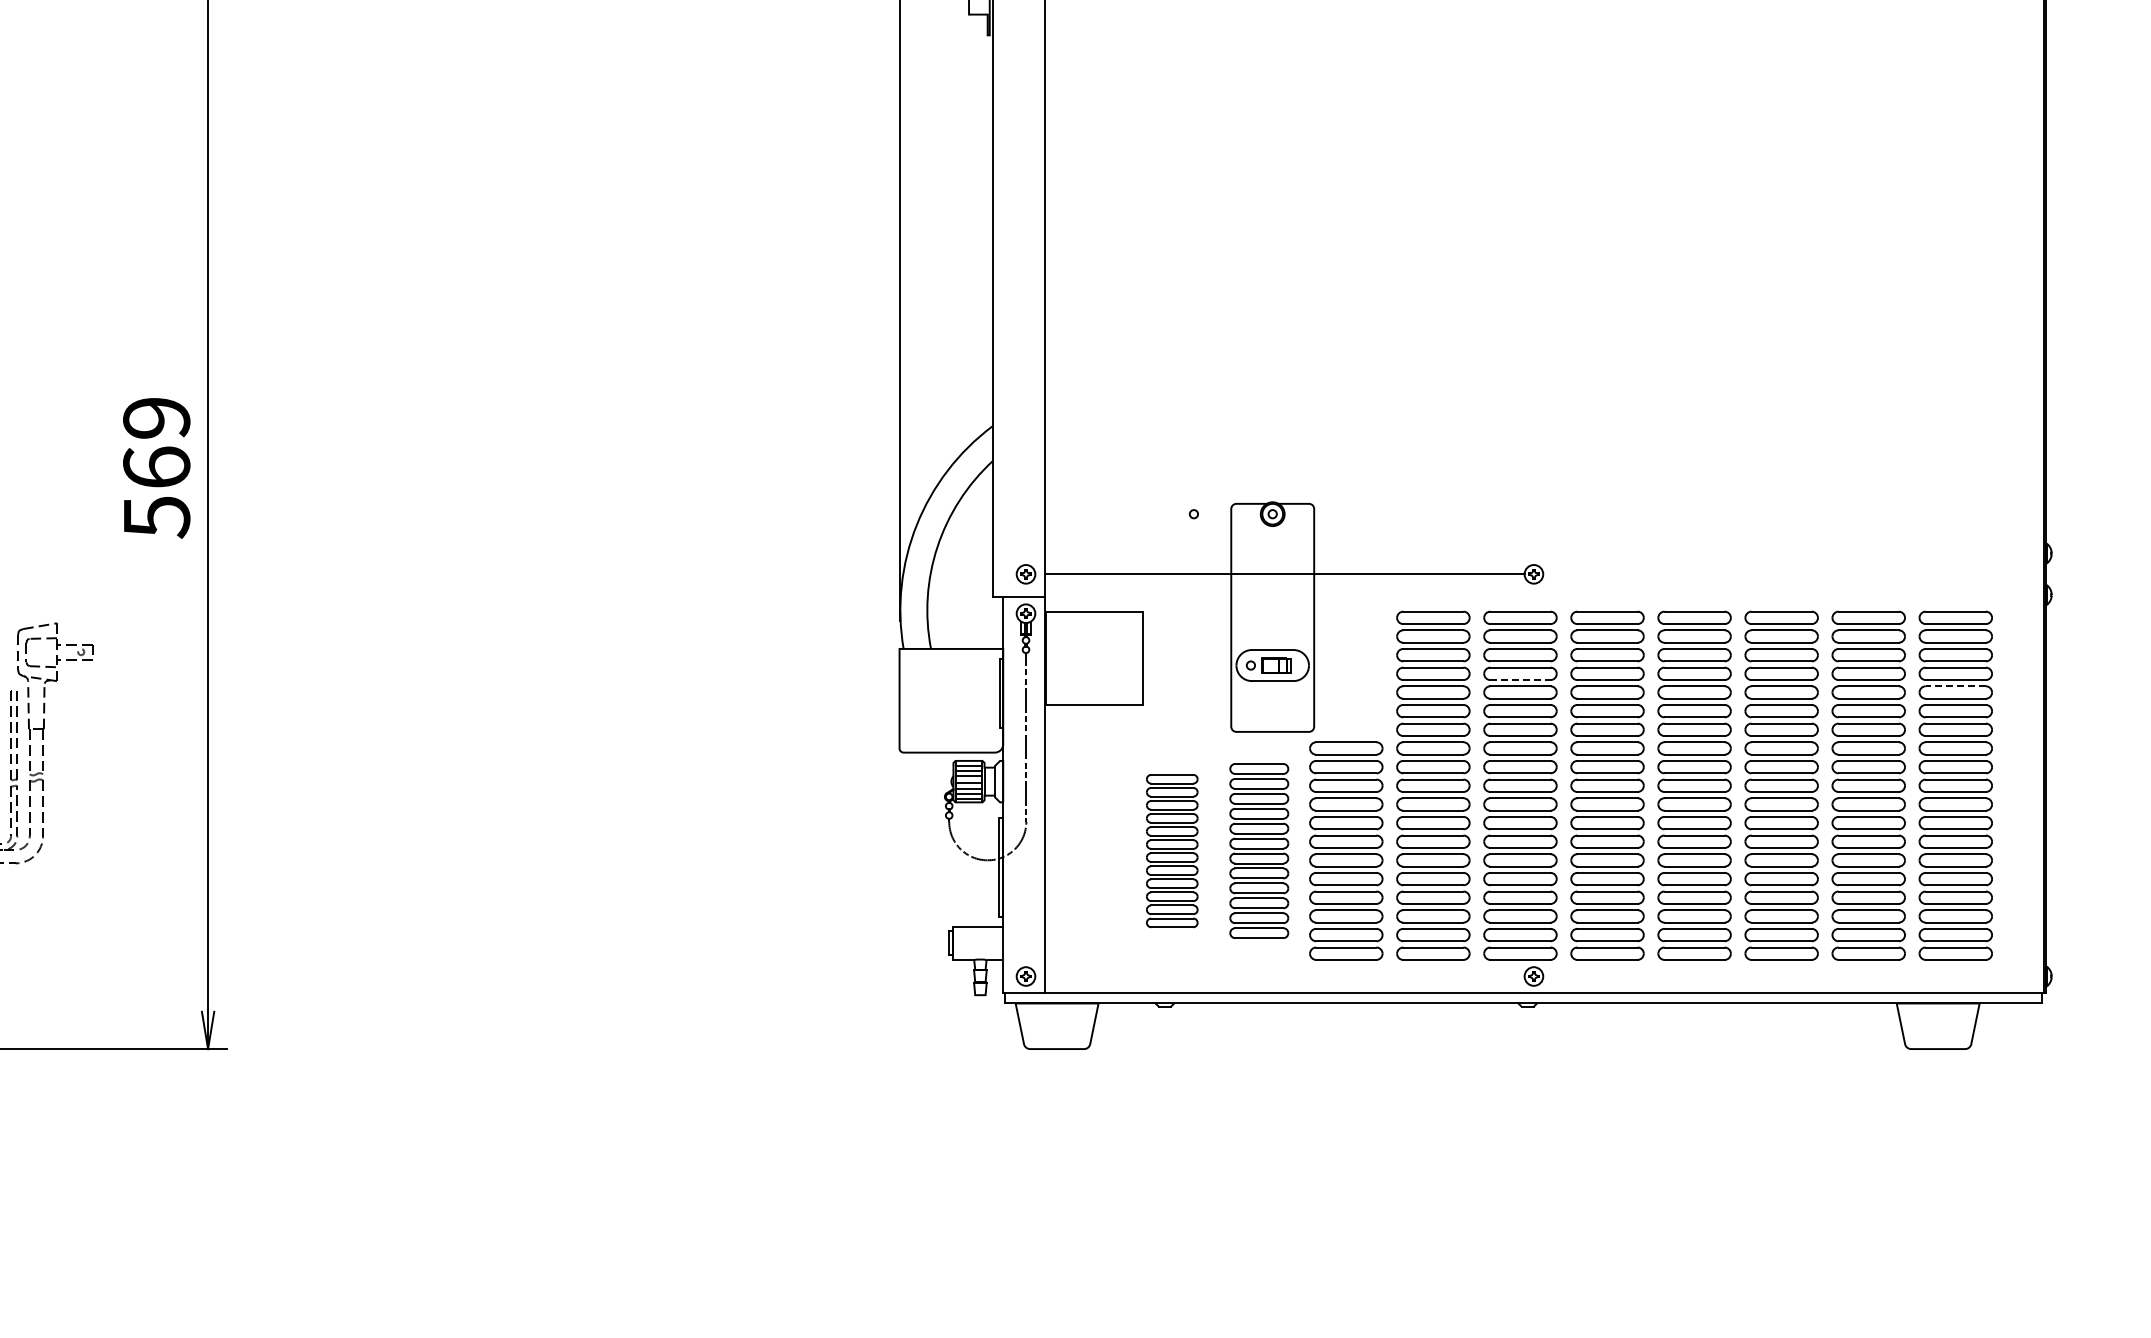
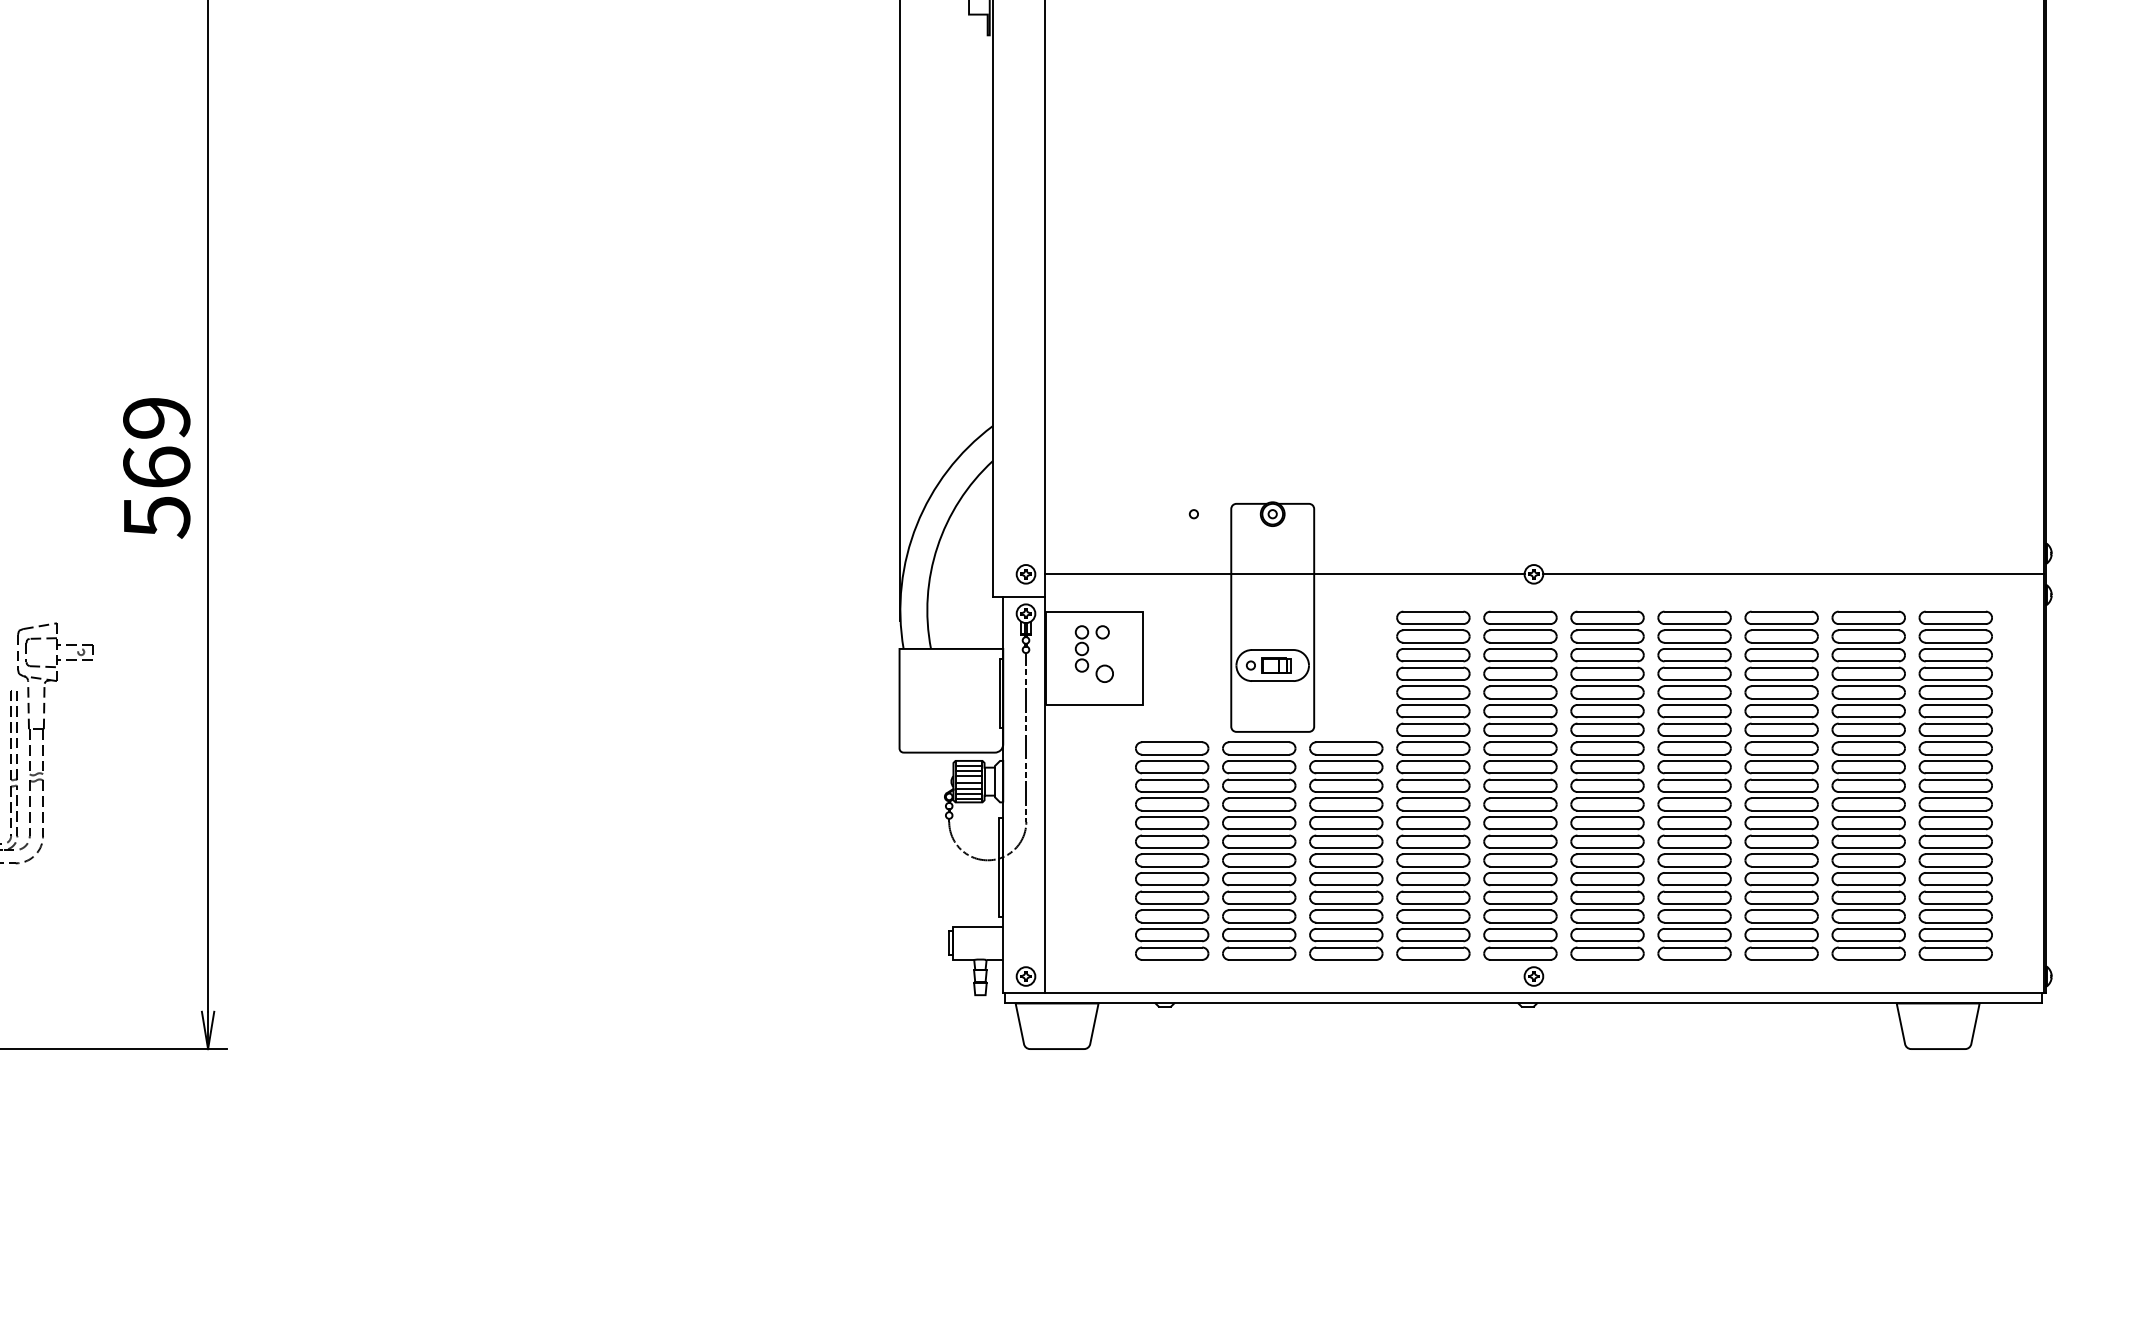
line: none -> present (1793, 574)
part: none -> present (1093, 653)
line: dashed -> solid (1520, 680)
line: dashed -> solid (1955, 686)
part size: 61x176 px -> 75x220 px (1259, 850)
part size: 53x155 px -> 75x220 px (1172, 850)
